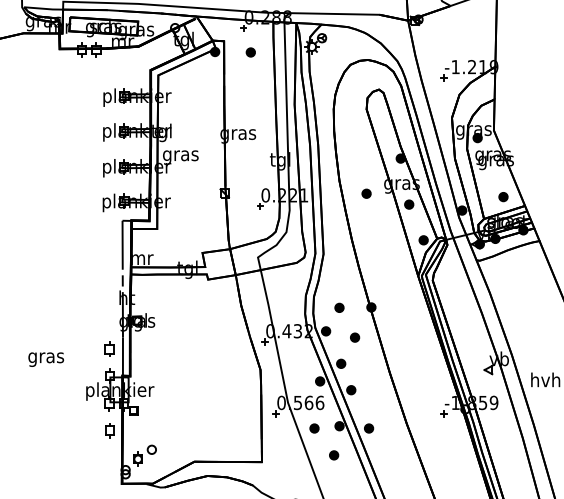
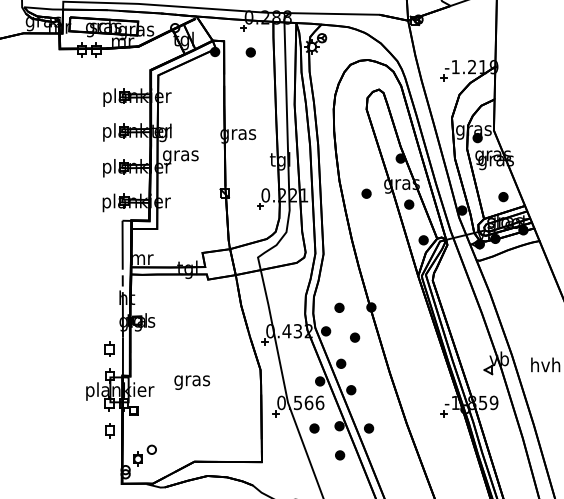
text position: (46, 359) -> (192, 382) (192, 382)
text position: (545, 379) -> (545, 364) (545, 364)
part position: (334, 455) -> (340, 455) (340, 455)
